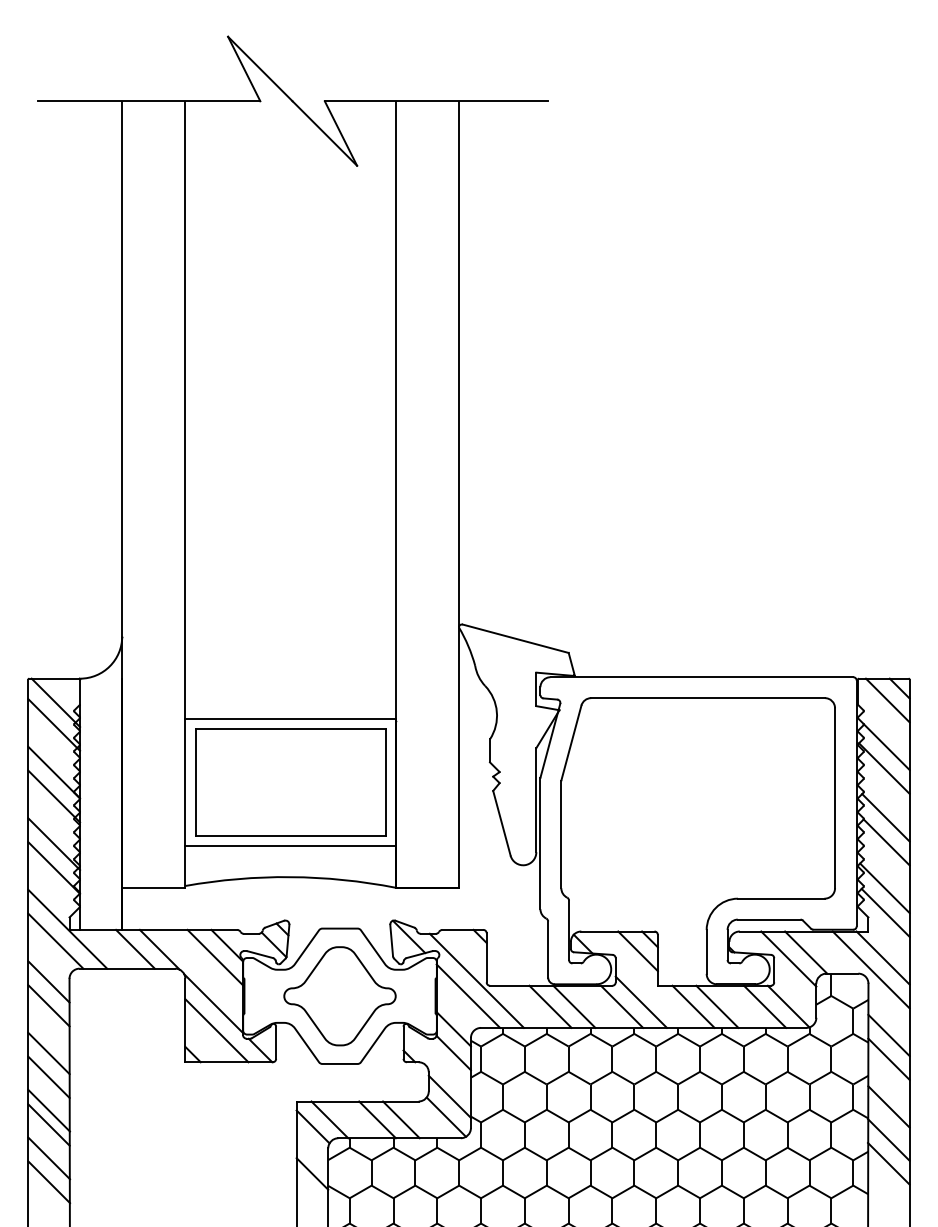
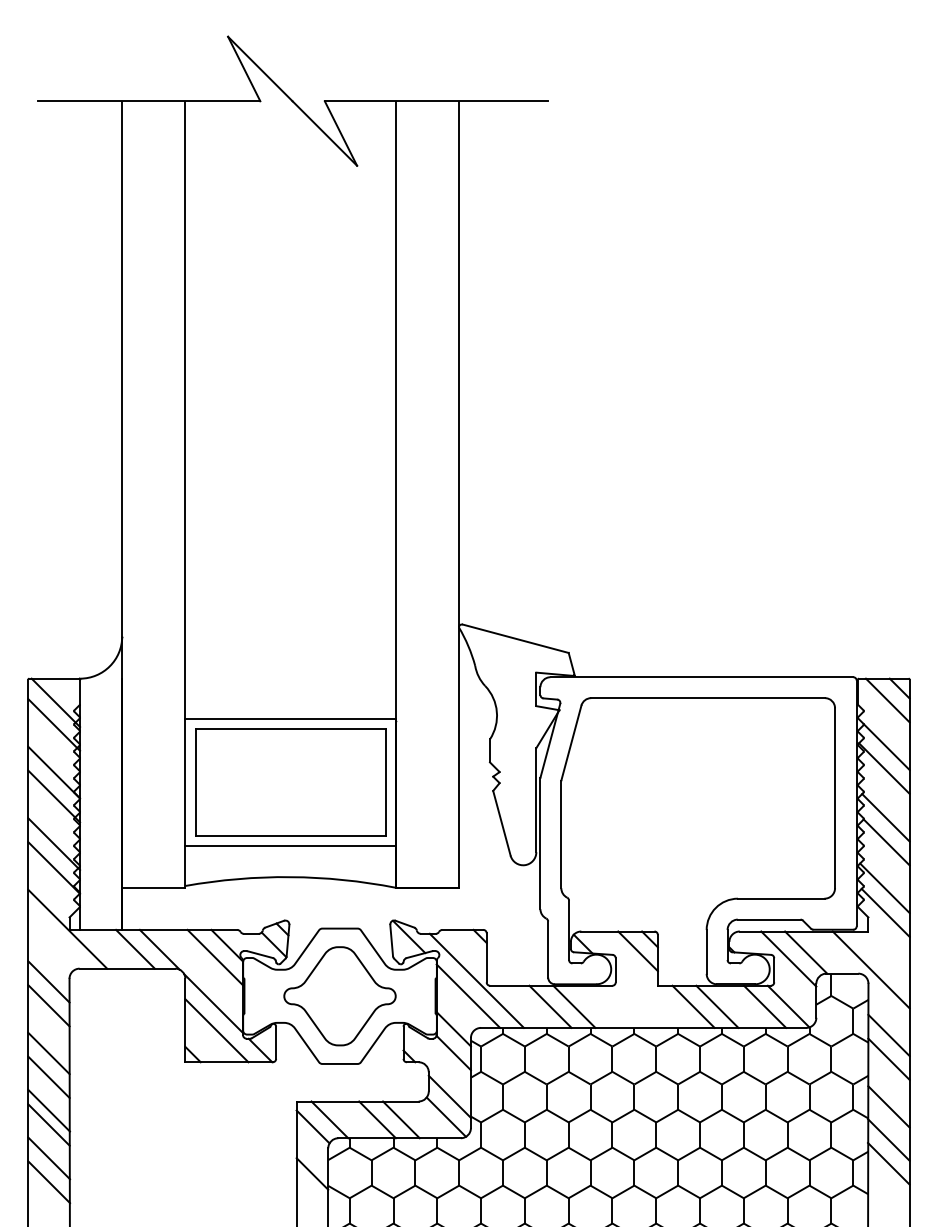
line: present -> none (55, 940)
line: present -> none (882, 957)
line: present -> none (640, 1001)
line: present -> none (621, 1006)
